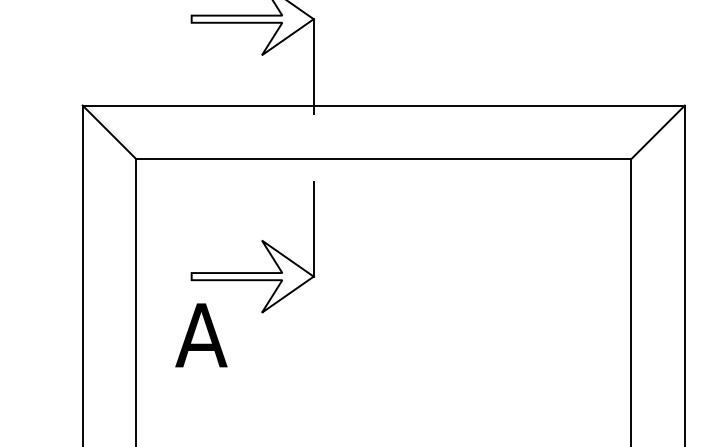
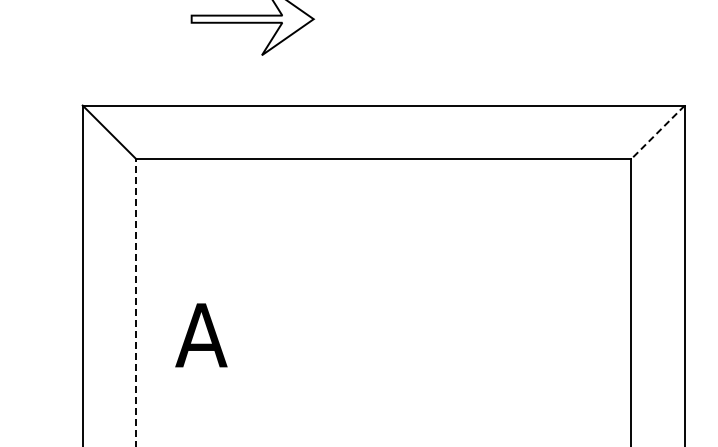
line: present -> none (313, 66)
line: solid -> dashed (657, 132)
part: present -> none (262, 243)
line: solid -> dashed (136, 302)
